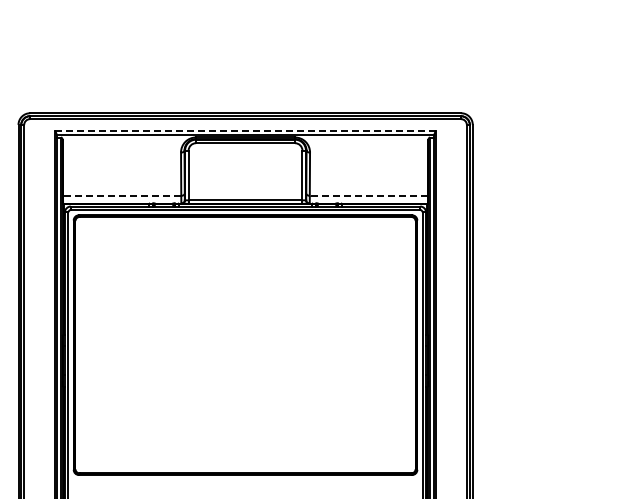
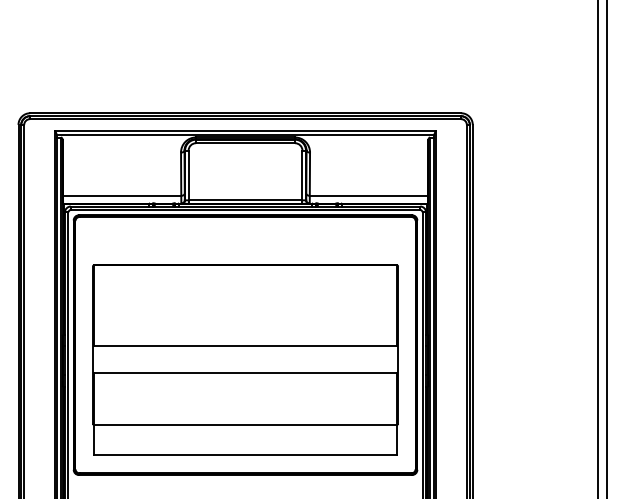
line: dashed -> solid (246, 130)
line: dashed -> solid (121, 195)
line: dashed -> solid (368, 195)
line: none -> present (598, 248)
line: none -> present (606, 248)
part: none -> present (245, 359)
